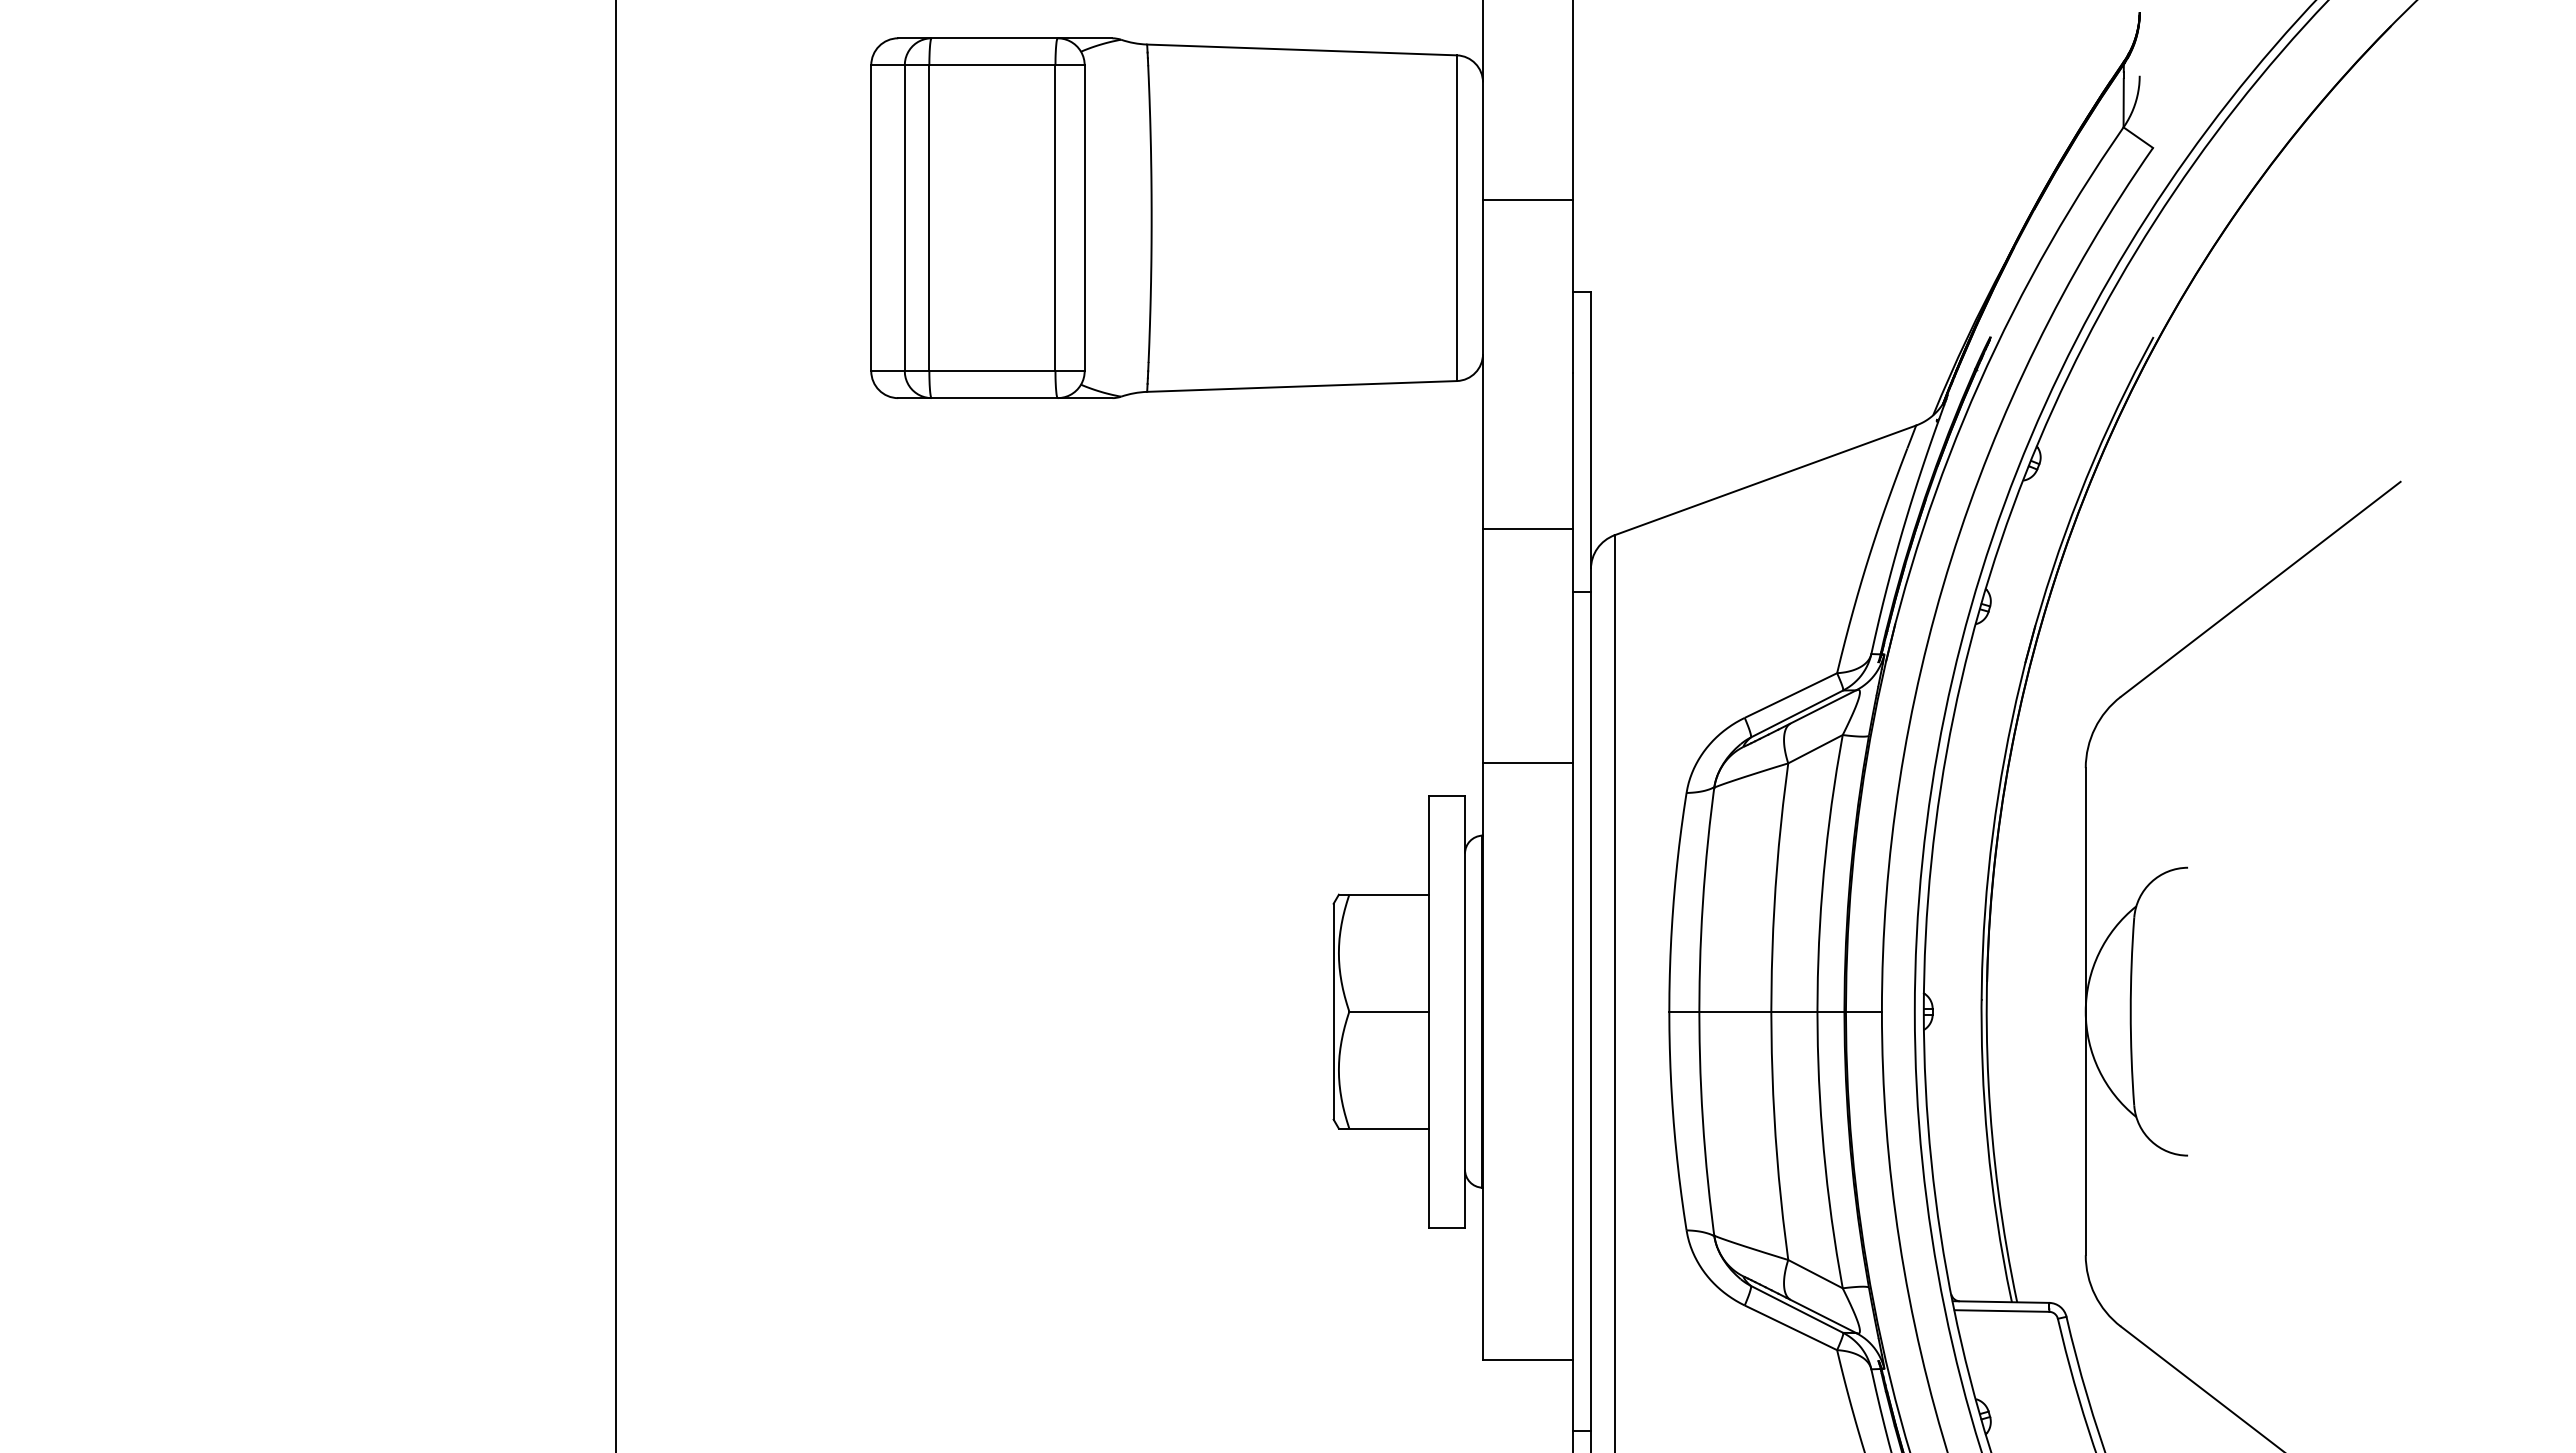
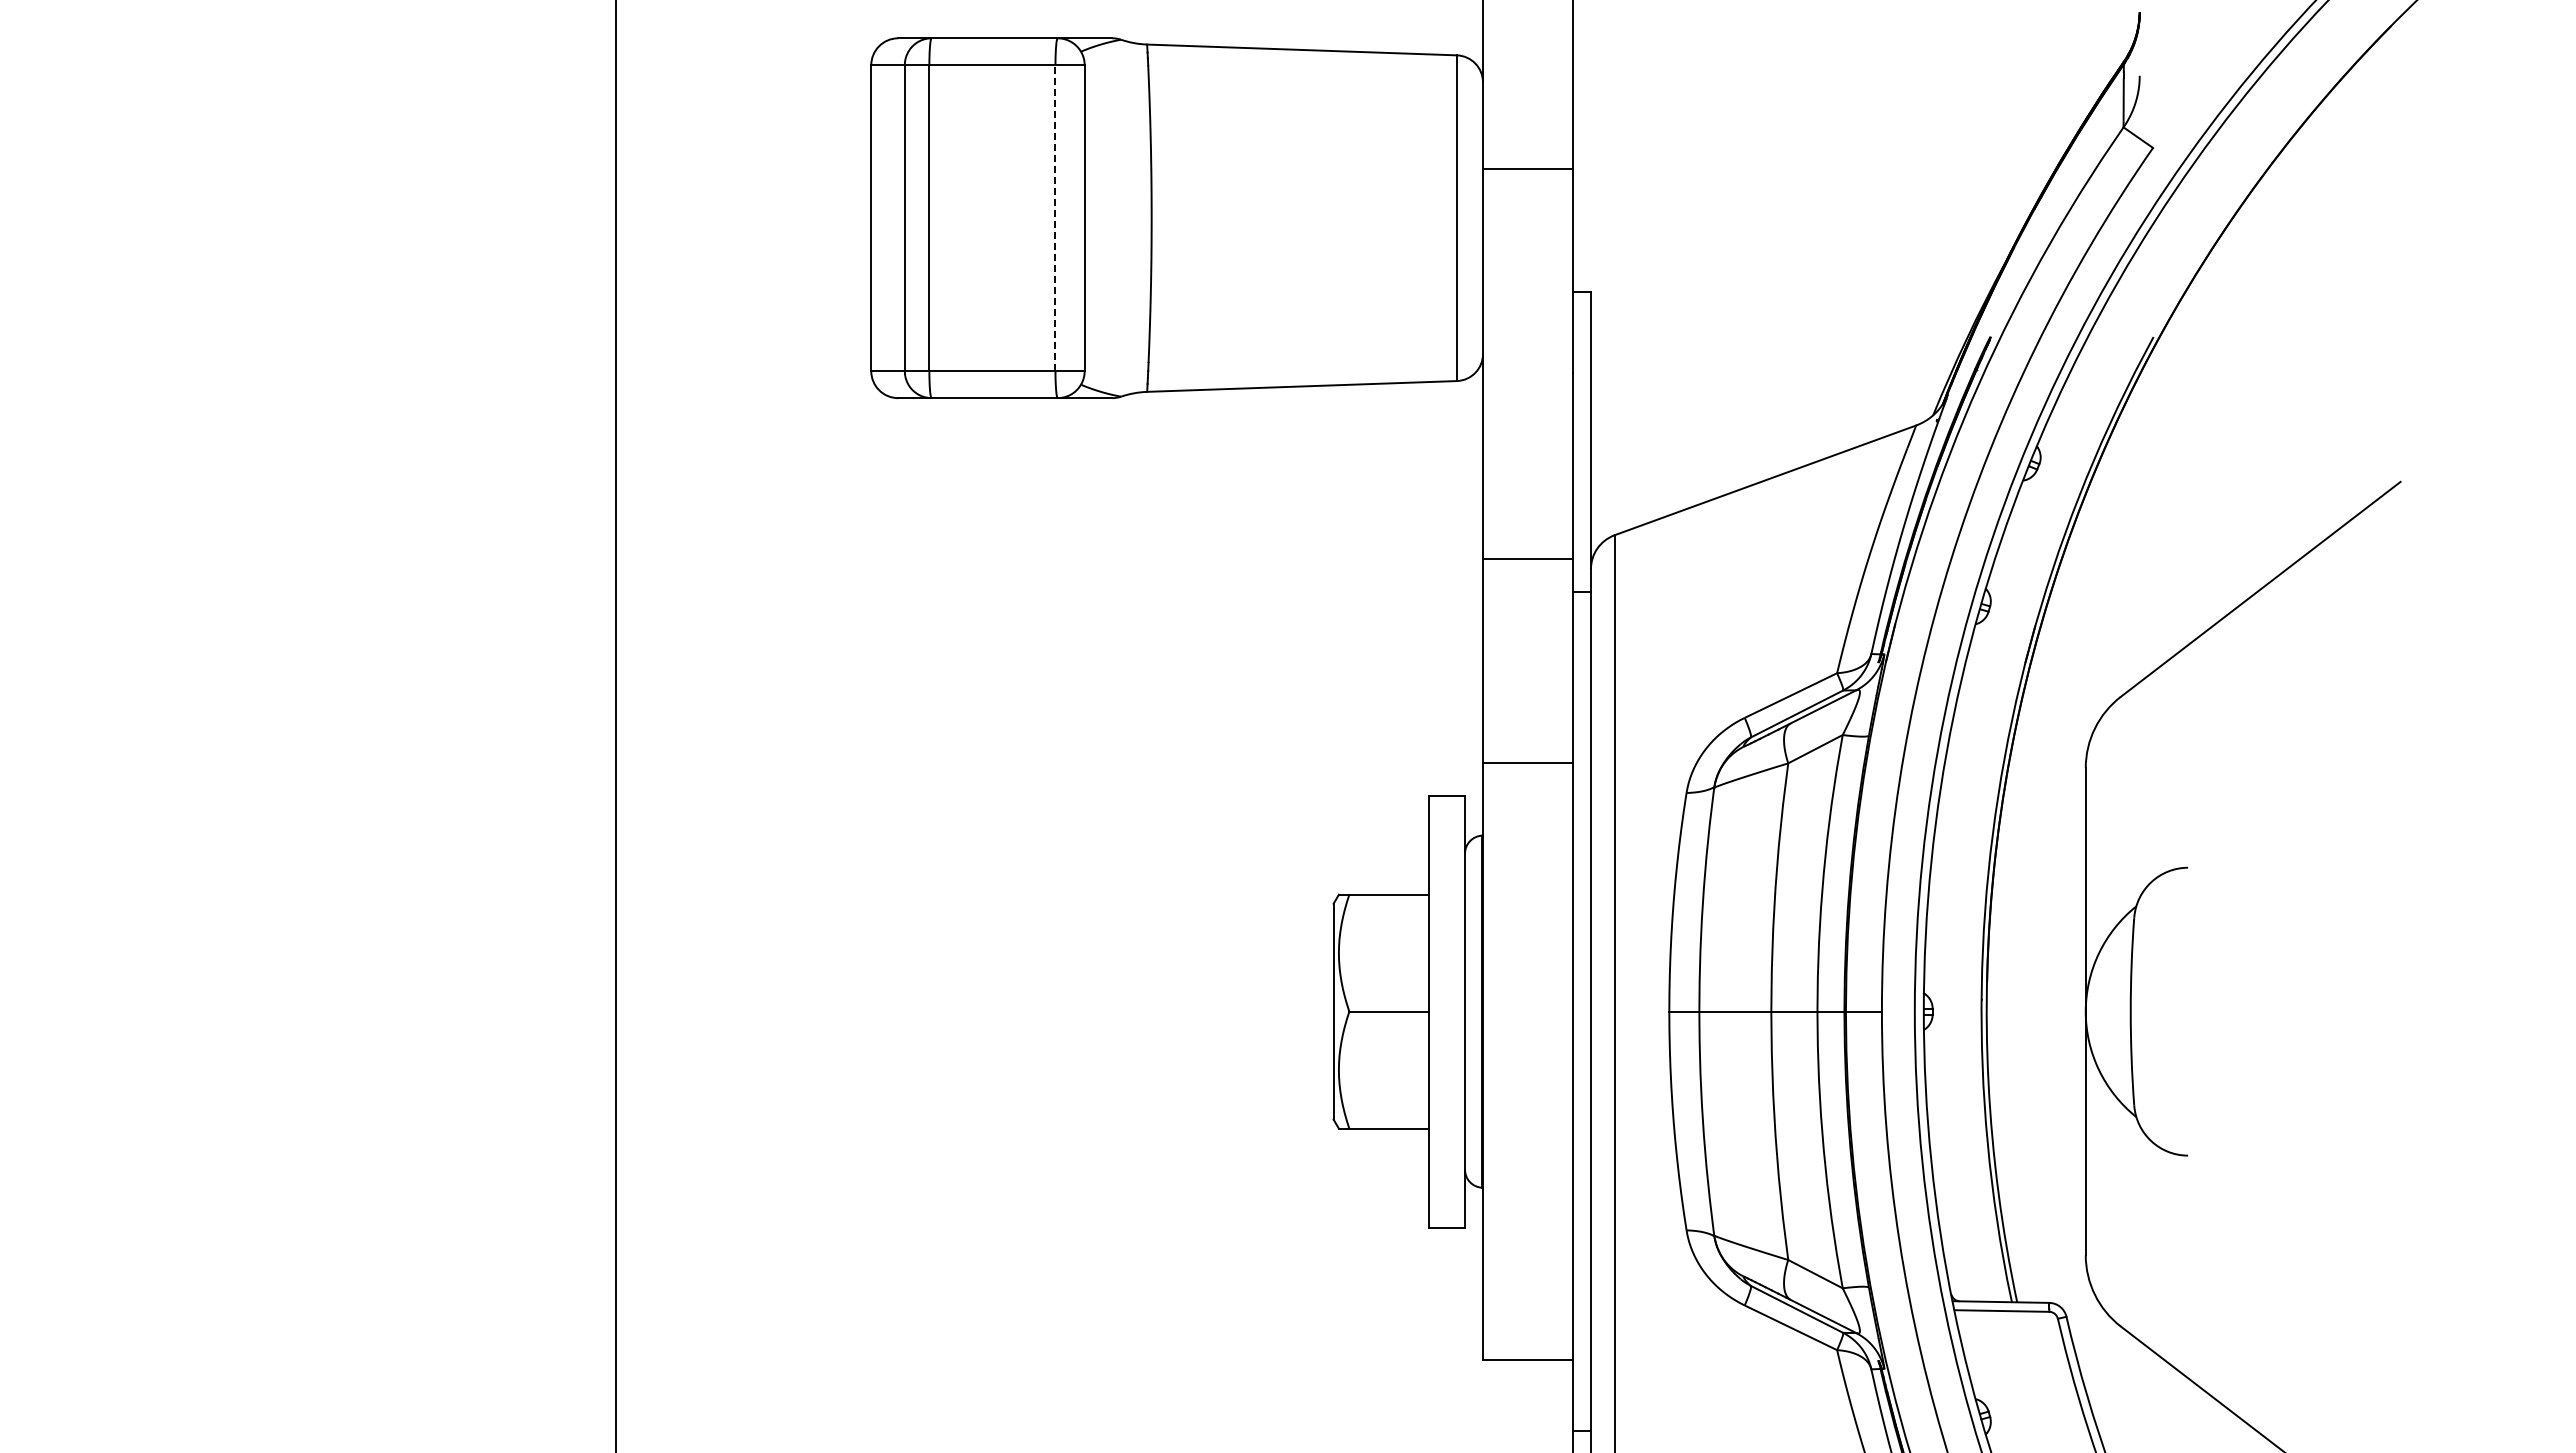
line position: (1527, 200) -> (1527, 169) (1527, 169)
line: solid -> dashed (1055, 218)
line position: (1527, 529) -> (1527, 559) (1527, 559)
